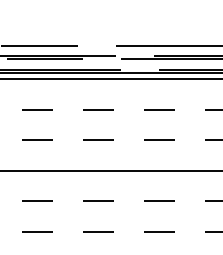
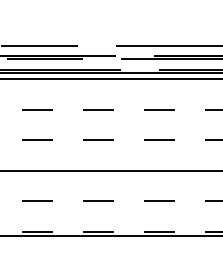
line: none -> present (110, 236)
